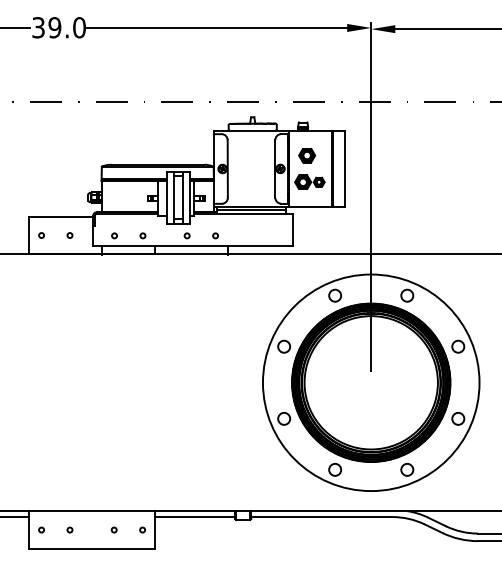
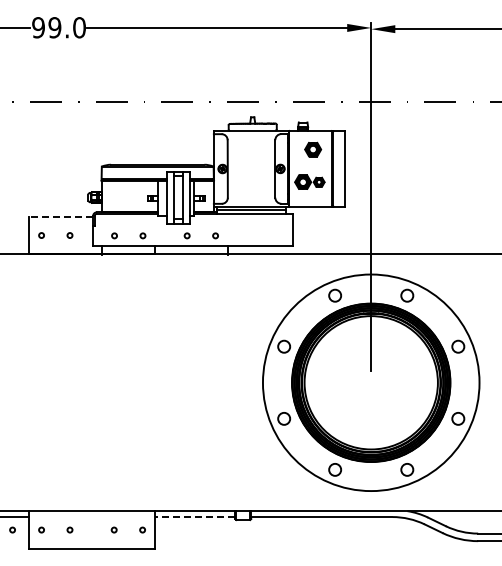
text: 39.0 -> 99.0 (38, 27)
part position: (307, 155) -> (313, 149) (313, 149)
line: solid -> dashed (60, 216)
line: solid -> dashed (194, 517)
circle: none -> present (12, 529)
